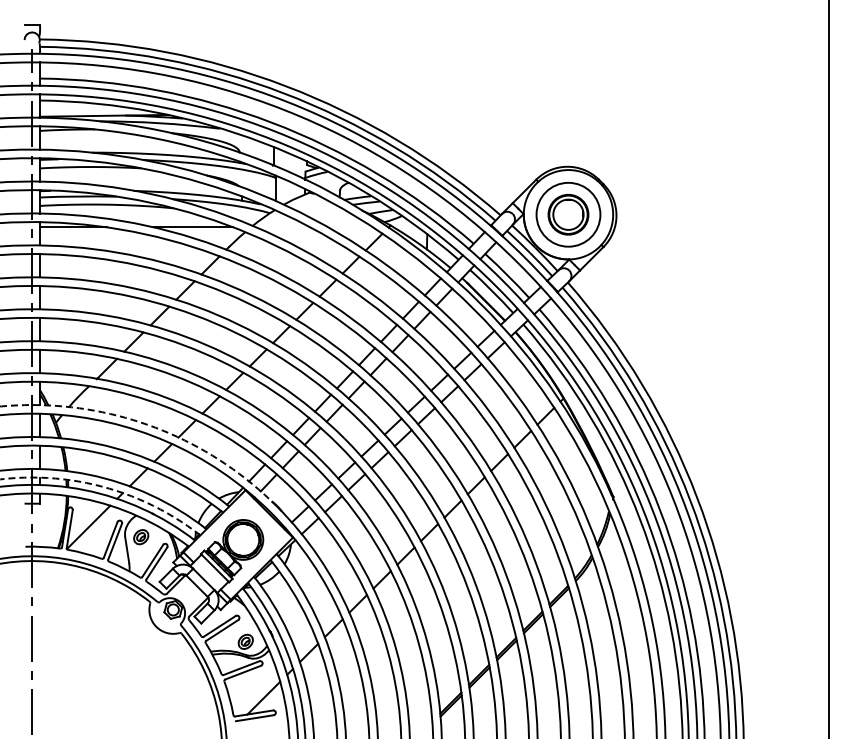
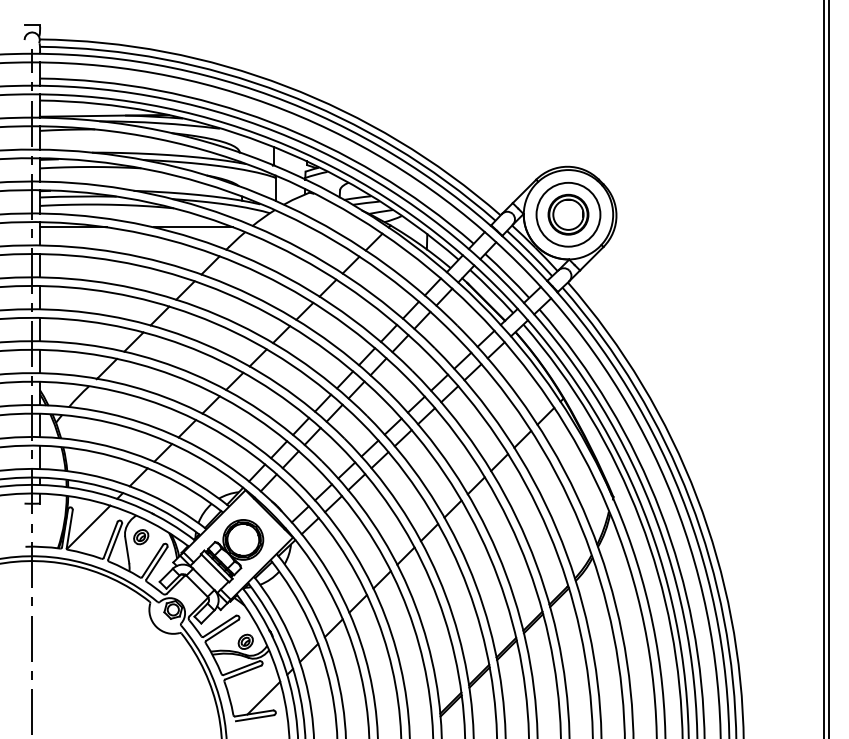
line: none -> present (823, 368)
arc: dashed -> solid (149, 425)
arc: dashed -> solid (105, 487)
